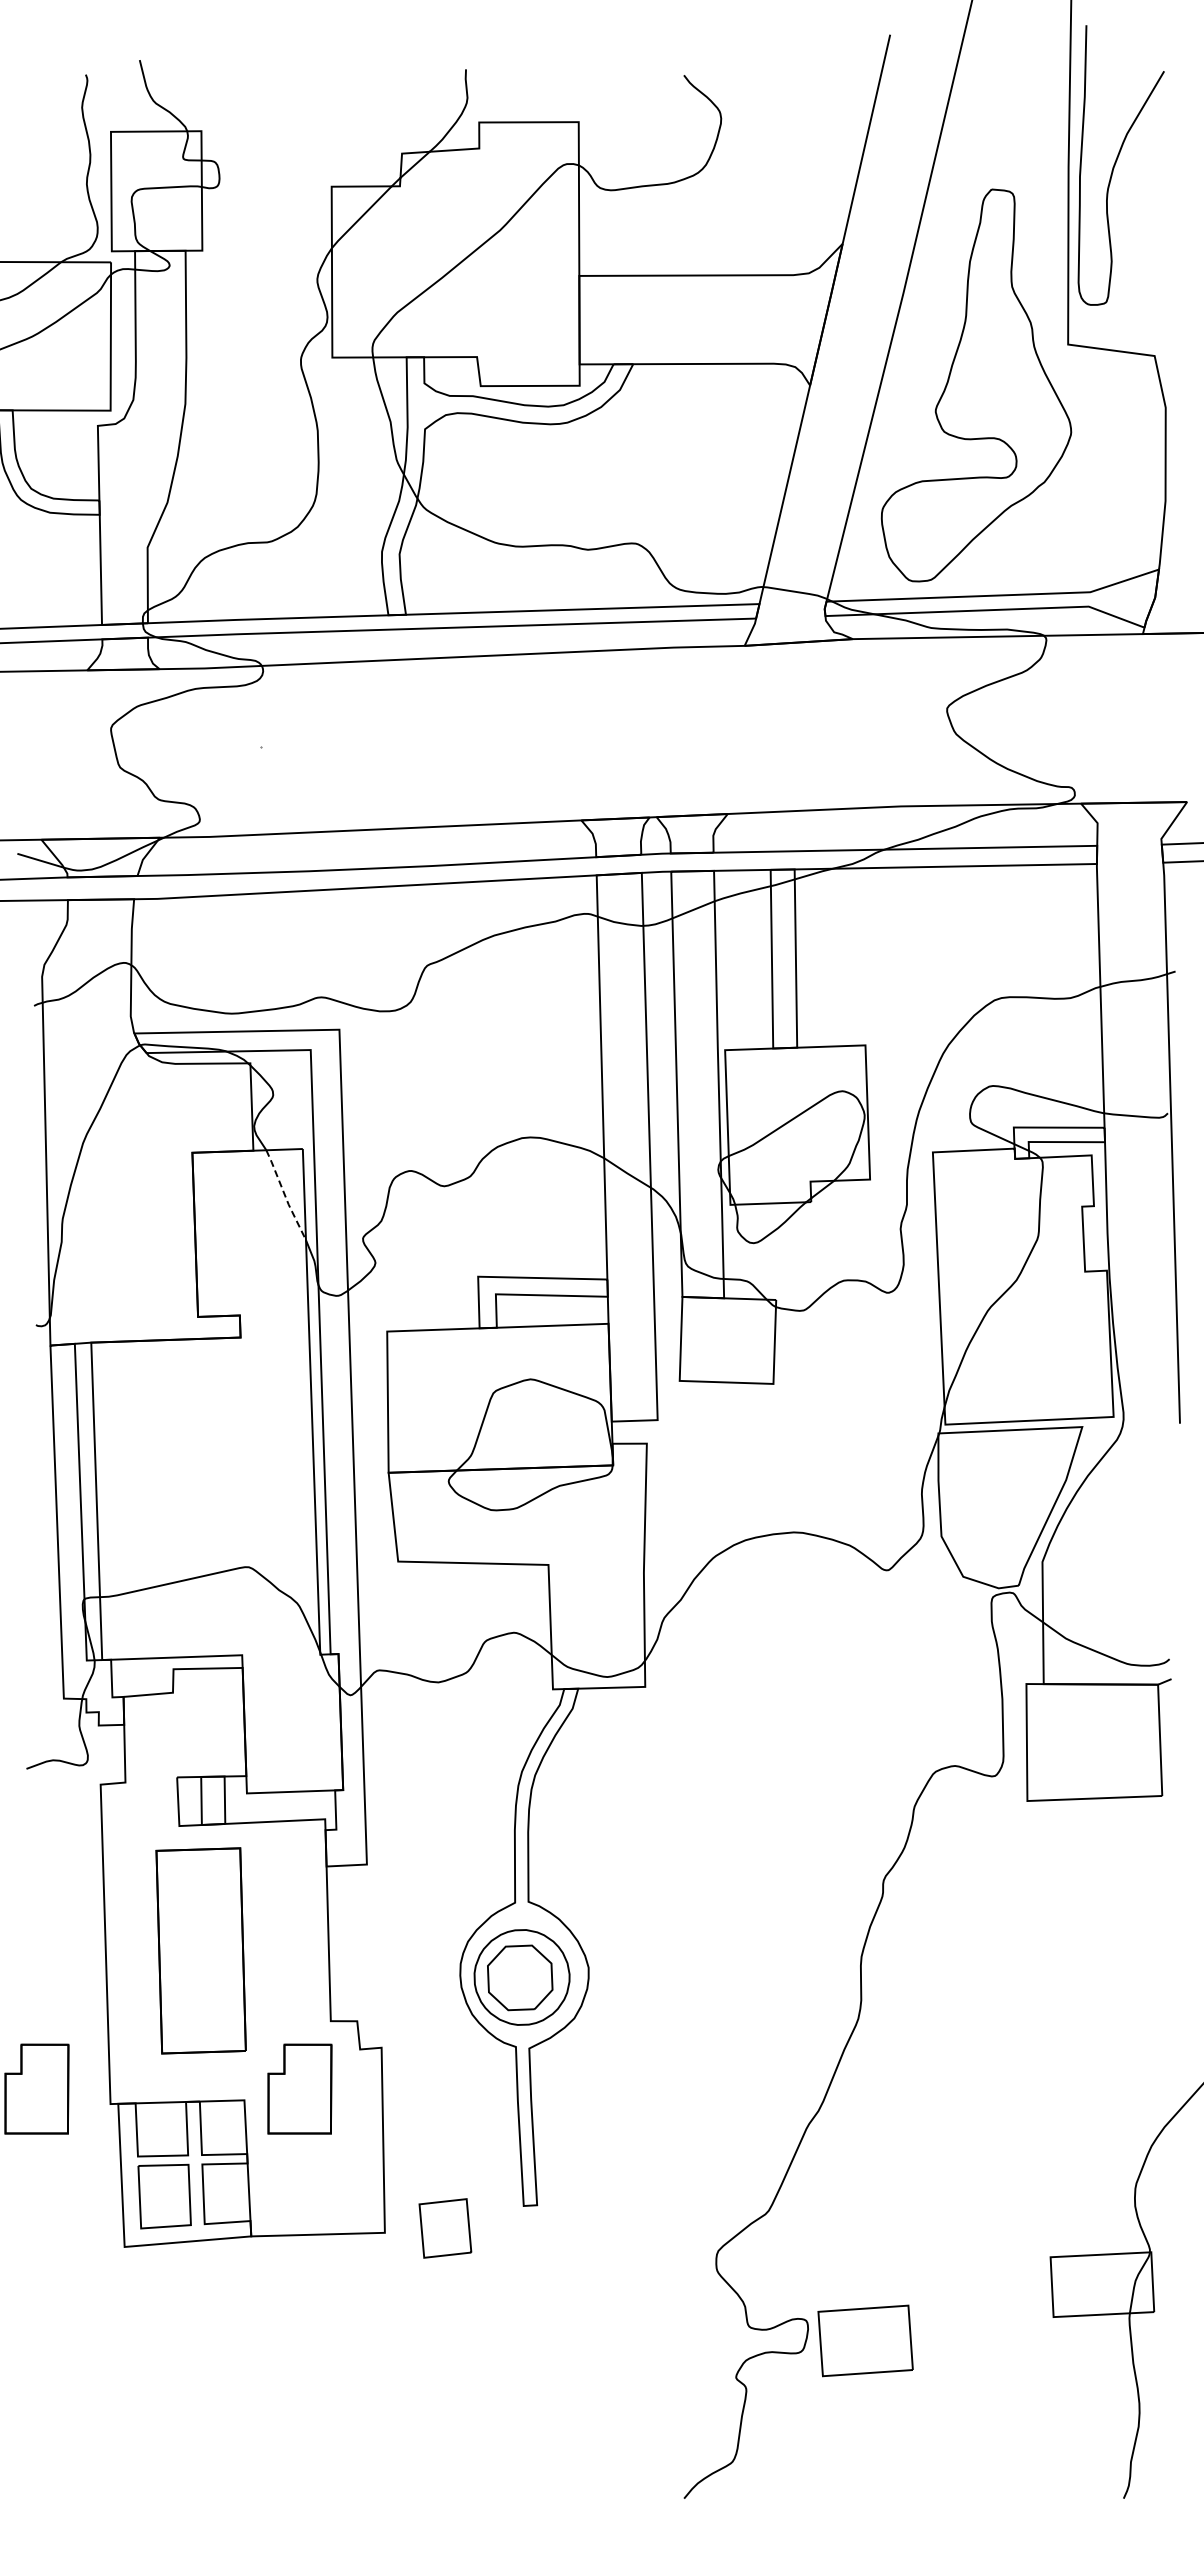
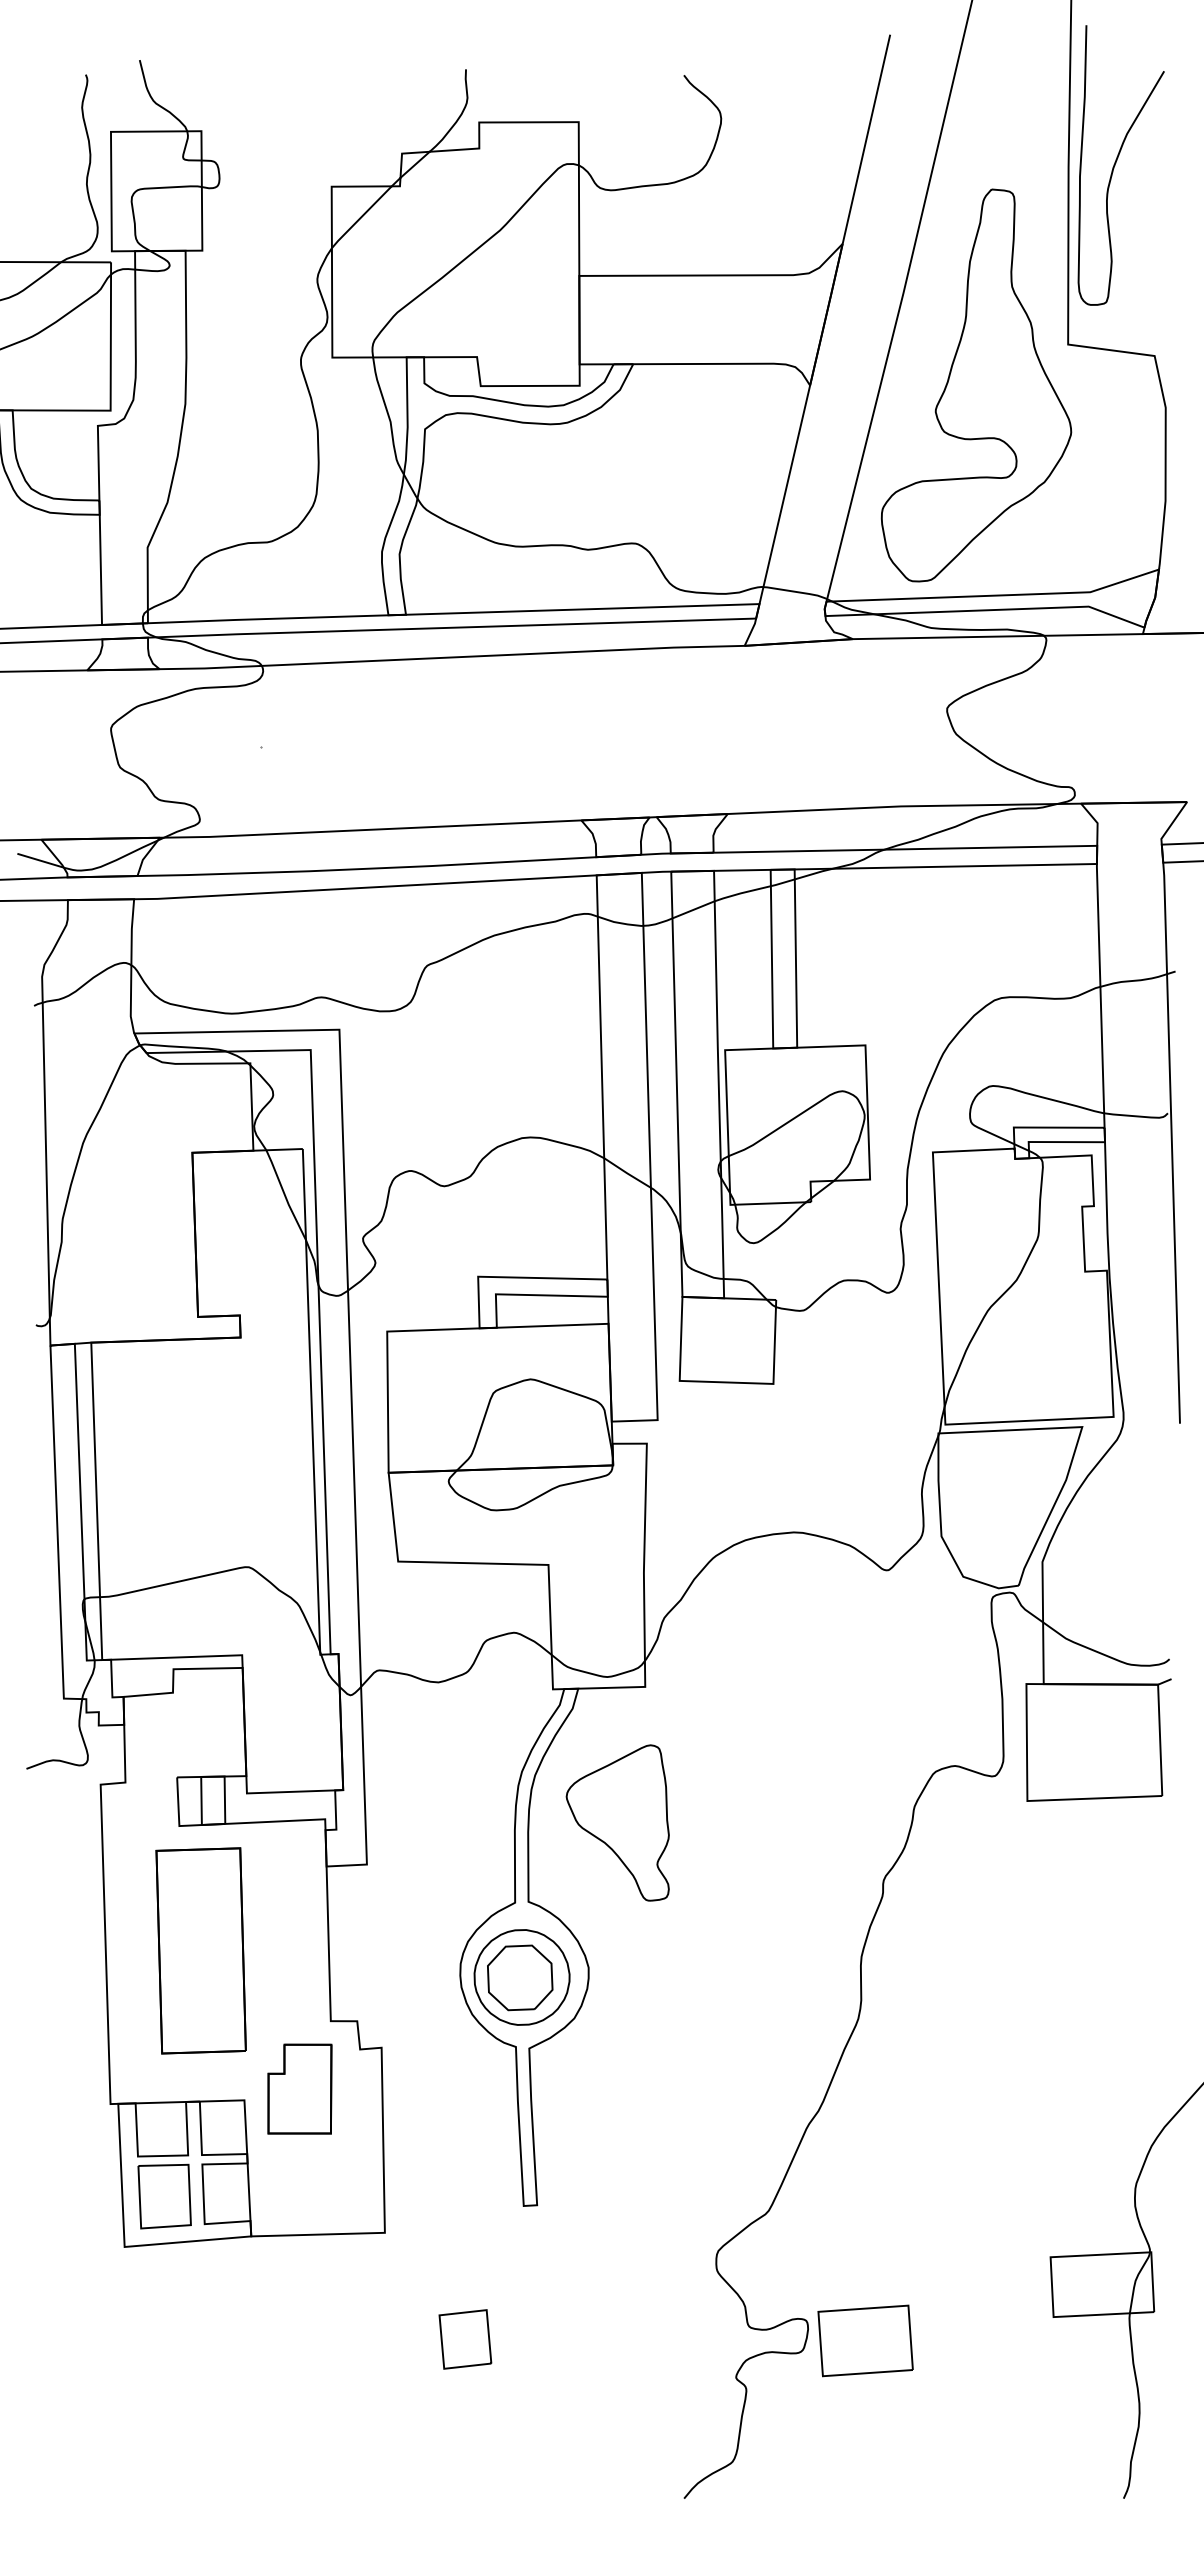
line: dashed -> solid (285, 1195)
part: none -> present (617, 1822)
part: present -> none (36, 2088)
part position: (445, 2228) -> (465, 2339) (465, 2339)
